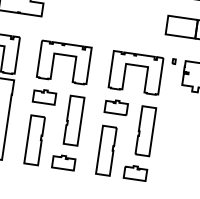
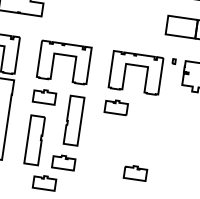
part: present -> none (145, 131)
part: present -> none (106, 150)
part: none -> present (44, 183)
